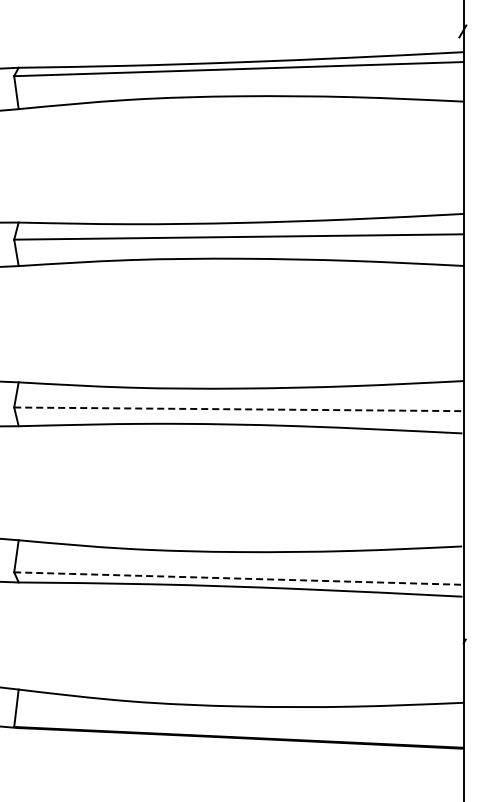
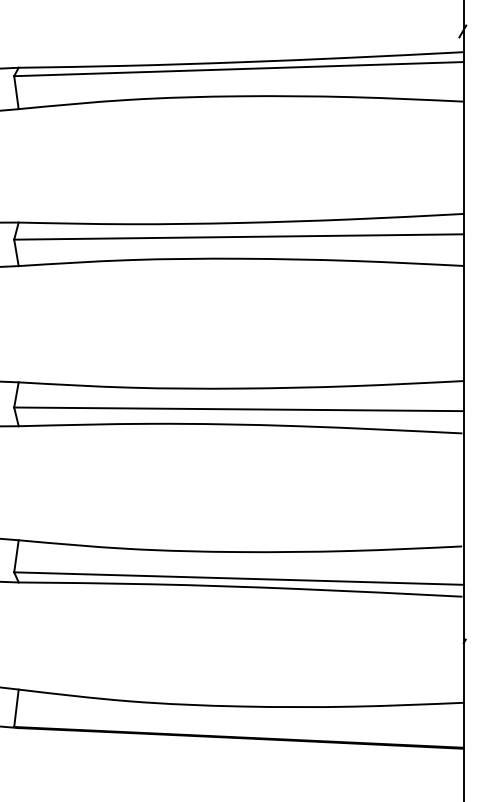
line: dashed -> solid (238, 409)
line: dashed -> solid (238, 578)
